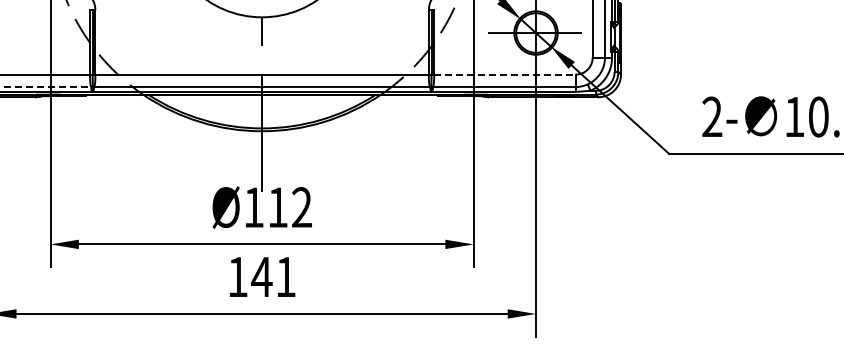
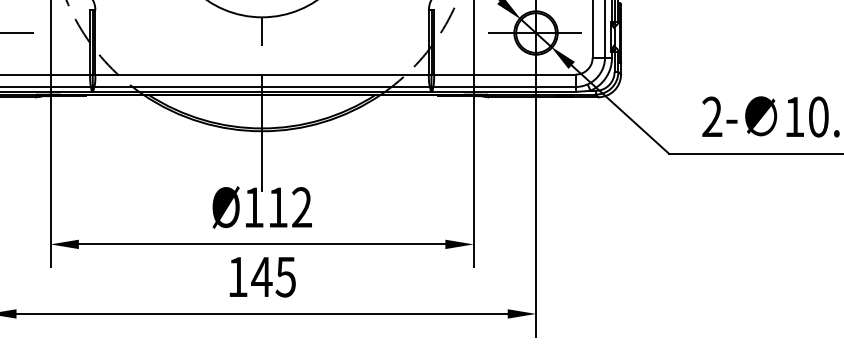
line: none -> present (18, 33)
line: dashed -> solid (504, 74)
line: dashed -> solid (46, 87)
text: 141 -> 145 (285, 277)
